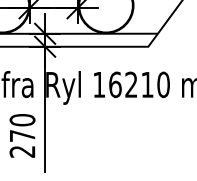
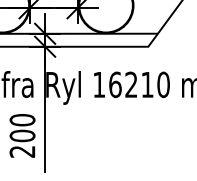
text: 270 -> 200 (22, 135)
